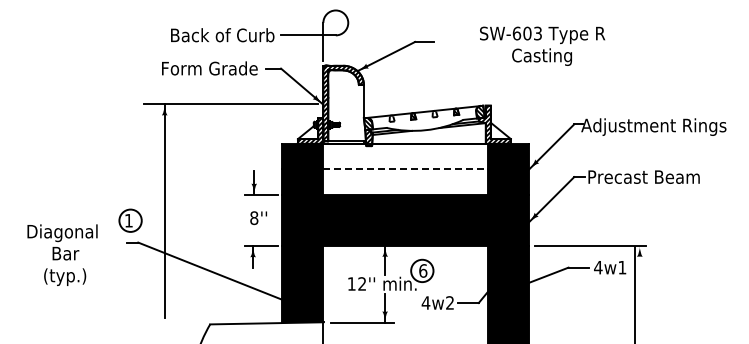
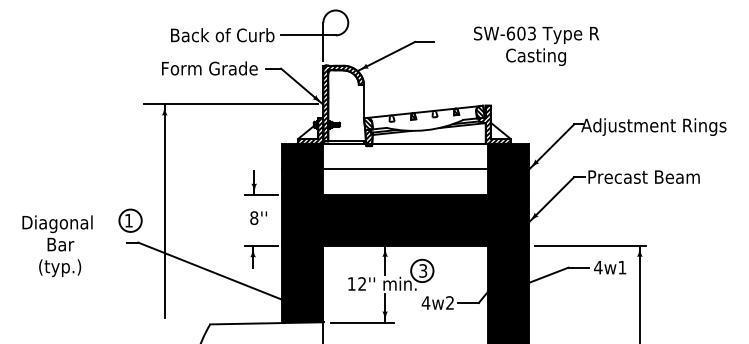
text position: (542, 45) -> (536, 45) (536, 45)
line: dashed -> solid (406, 169)
text position: (62, 254) -> (57, 245) (57, 245)
text: 6 -> 3 (423, 270)
line position: (634, 293) -> (639, 293) (639, 293)
